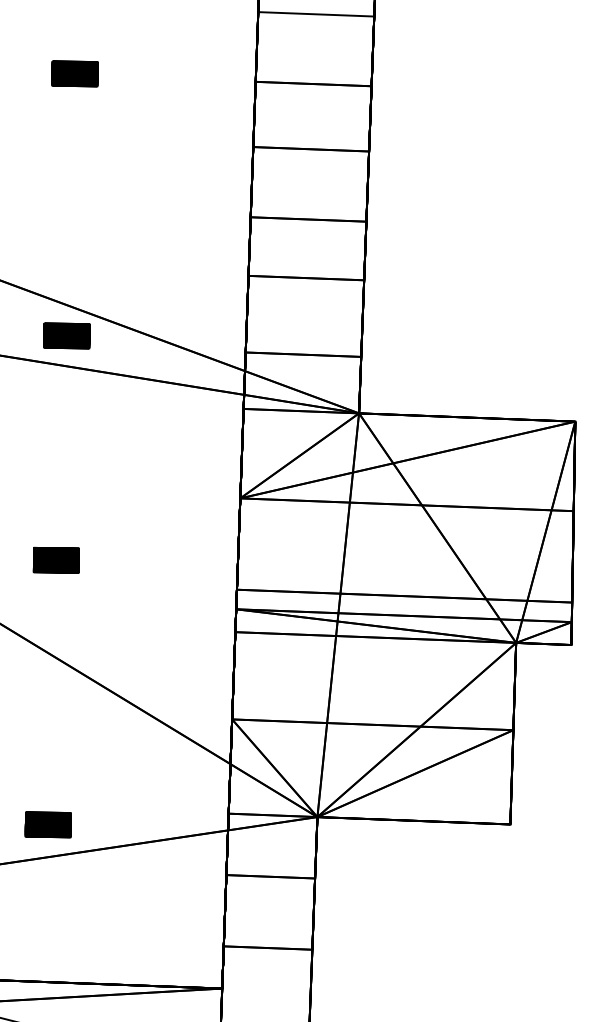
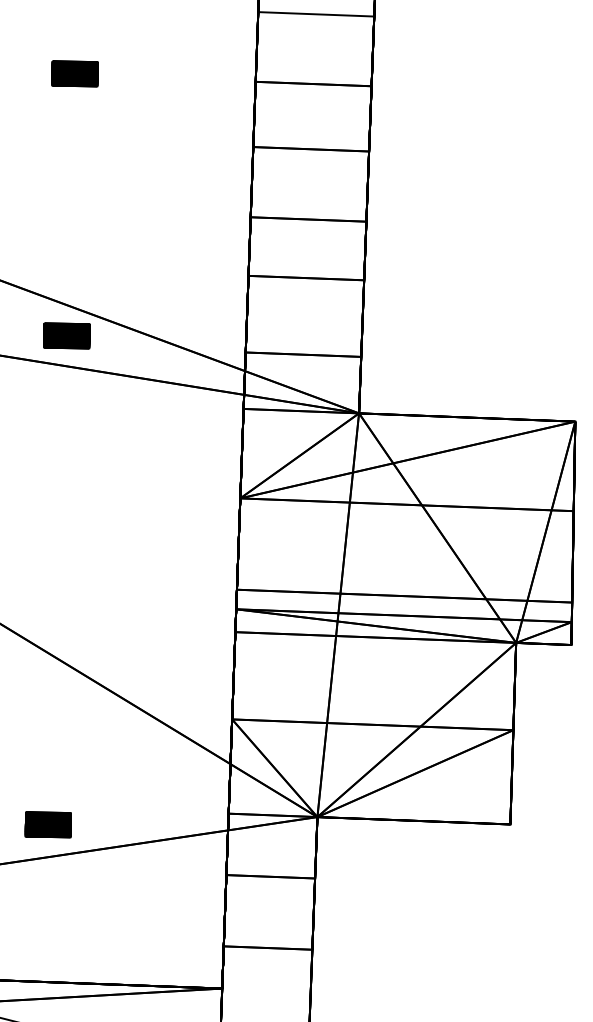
part: present -> none (55, 559)
